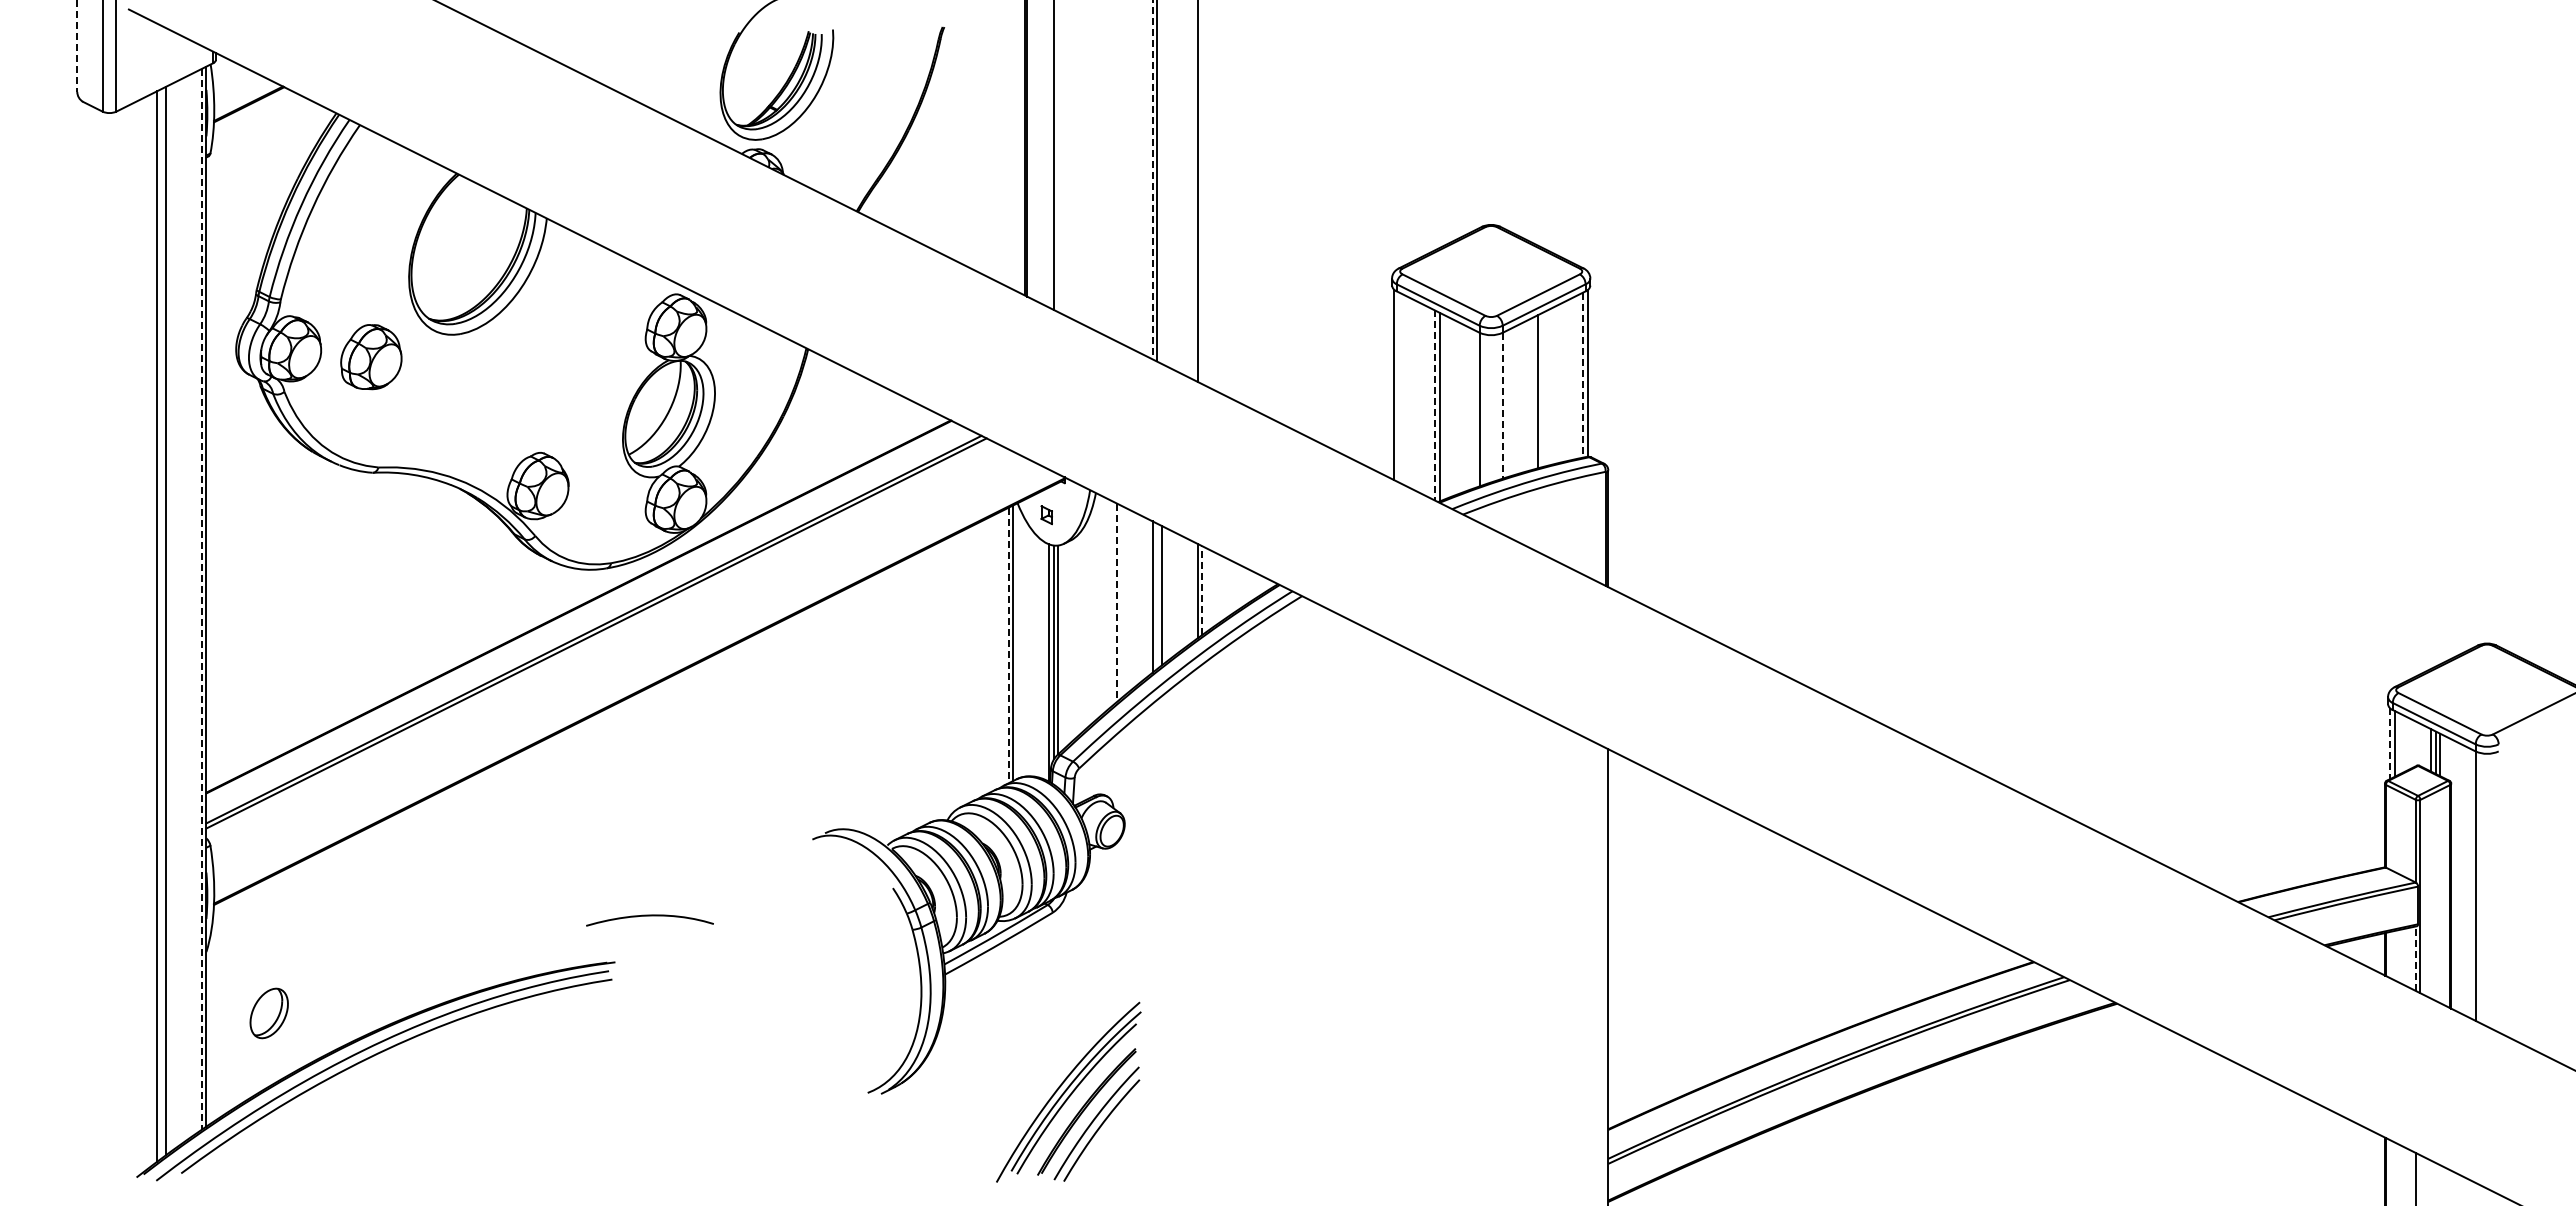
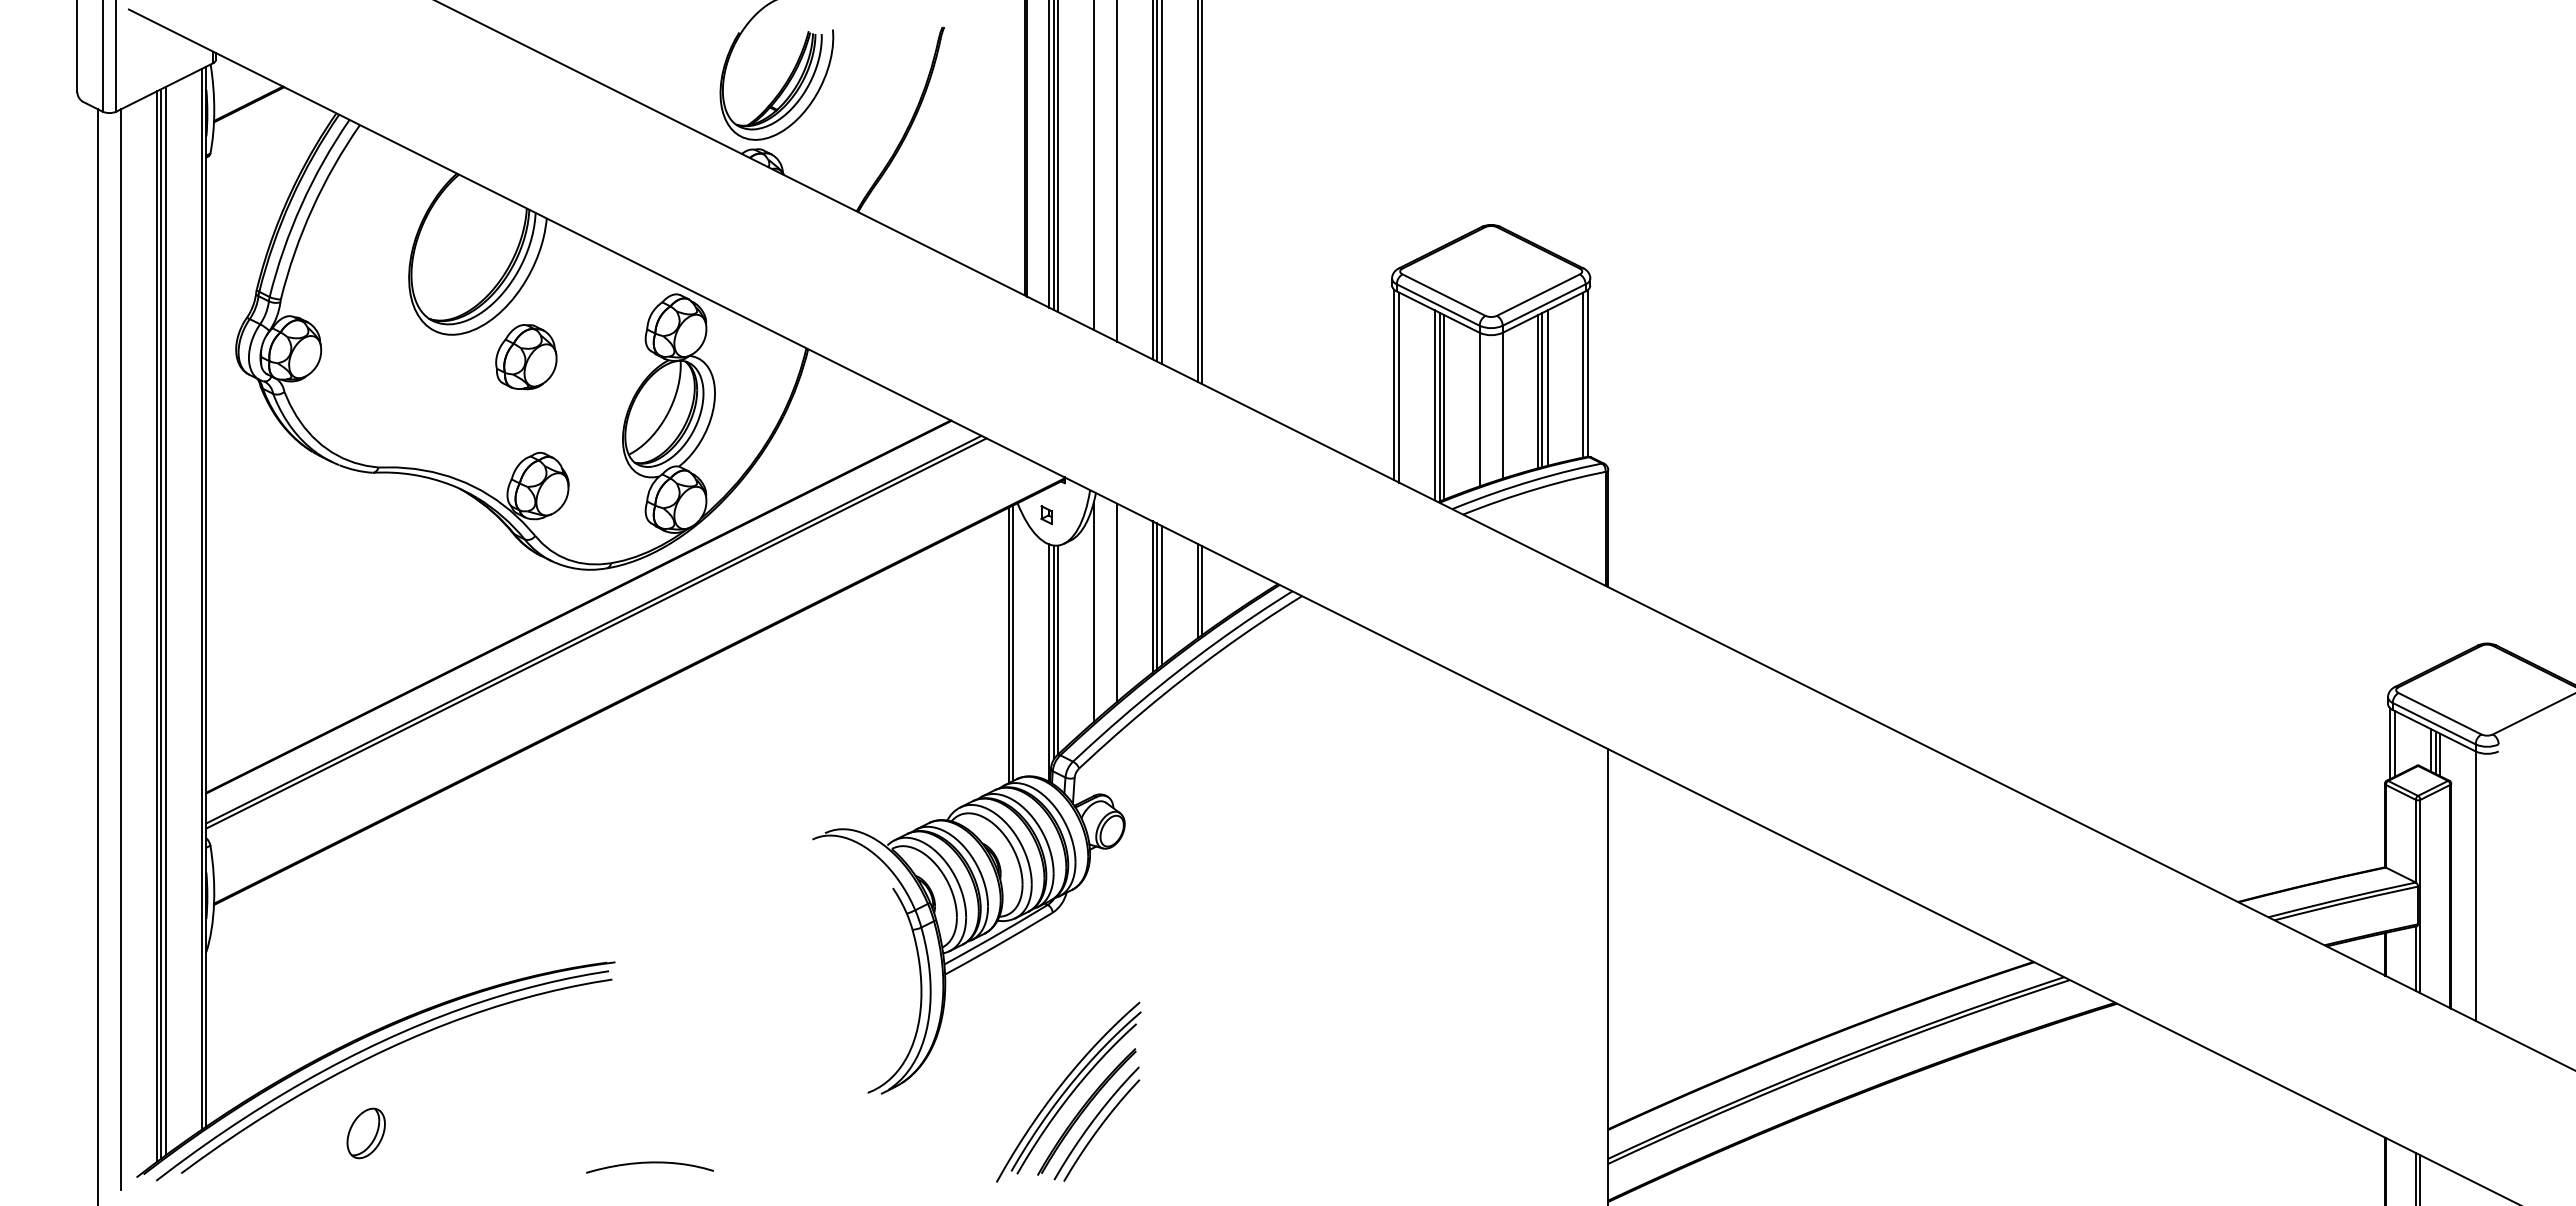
line: dashed -> solid (77, 46)
line: none -> present (1049, 154)
line: none -> present (1058, 157)
line: none -> present (1093, 166)
line: none -> present (1117, 171)
line: dashed -> solid (1152, 180)
line: none -> present (1161, 183)
line: none -> present (1202, 193)
part position: (371, 357) -> (526, 357) (526, 357)
line: dashed -> solid (1583, 375)
line: none -> present (1399, 387)
line: none -> present (1547, 387)
line: none -> present (1542, 390)
line: dashed -> solid (1434, 405)
line: dashed -> solid (1502, 405)
line: none -> present (1444, 406)
line: dashed -> solid (1202, 590)
line: none -> present (1156, 596)
line: dashed -> solid (201, 599)
line: dashed -> solid (1117, 603)
line: none -> present (1093, 611)
line: none -> present (160, 624)
line: dashed -> solid (1008, 645)
line: none -> present (121, 649)
line: none -> present (98, 655)
line: dashed -> solid (2390, 744)
curve position: (649, 916) -> (649, 1163) (649, 1163)
line: dashed -> solid (2415, 958)
part position: (268, 1013) -> (365, 1133) (365, 1133)
line: none -> present (2420, 1178)
